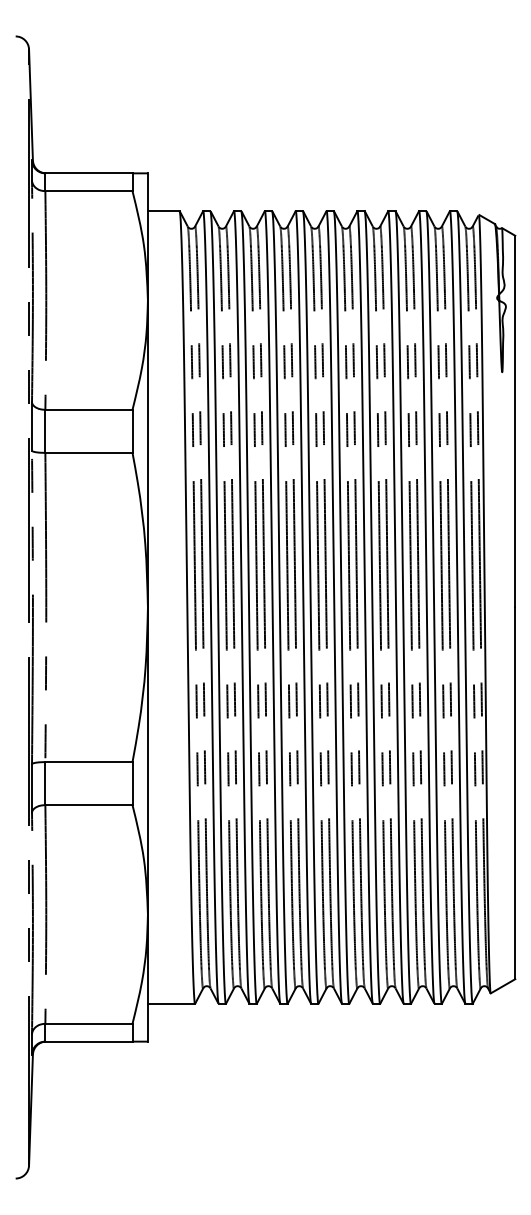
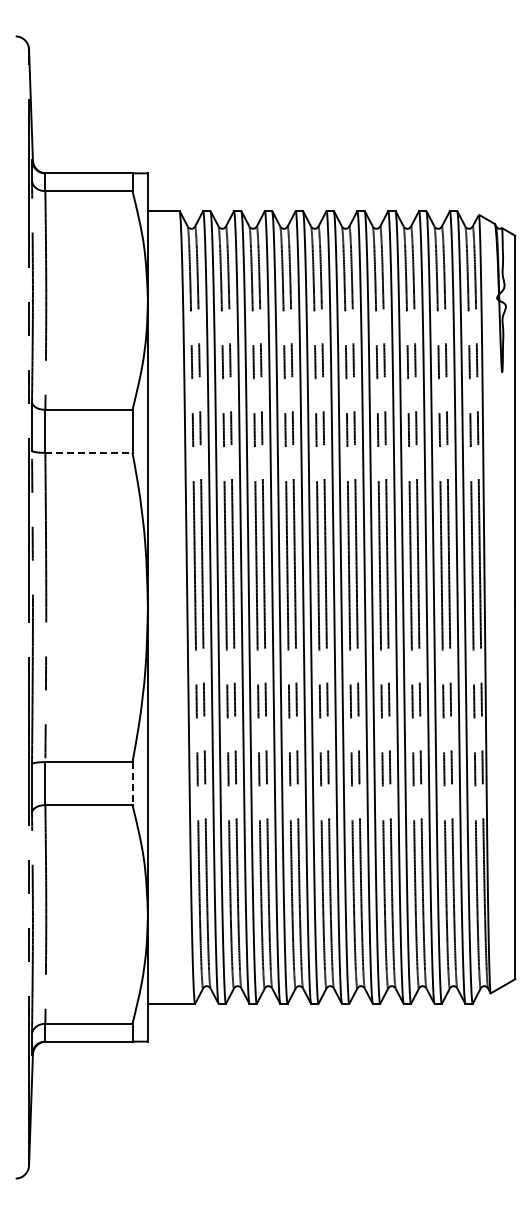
line: solid -> dashed (88, 452)
line: solid -> dashed (132, 783)
